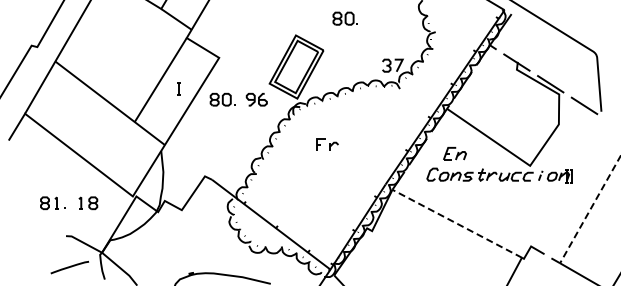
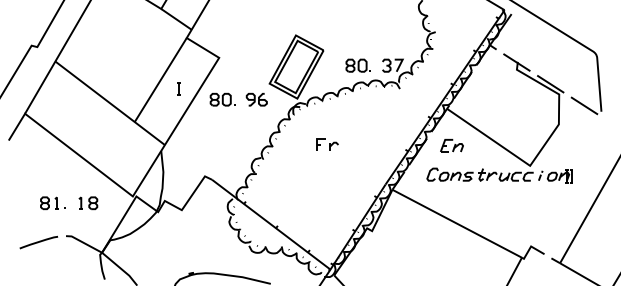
part position: (344, 18) -> (357, 65) (357, 65)
part position: (454, 153) -> (451, 145) (451, 145)
line: dashed -> solid (590, 210)
line: dashed -> solid (456, 223)
line position: (69, 267) -> (38, 242) (38, 242)
